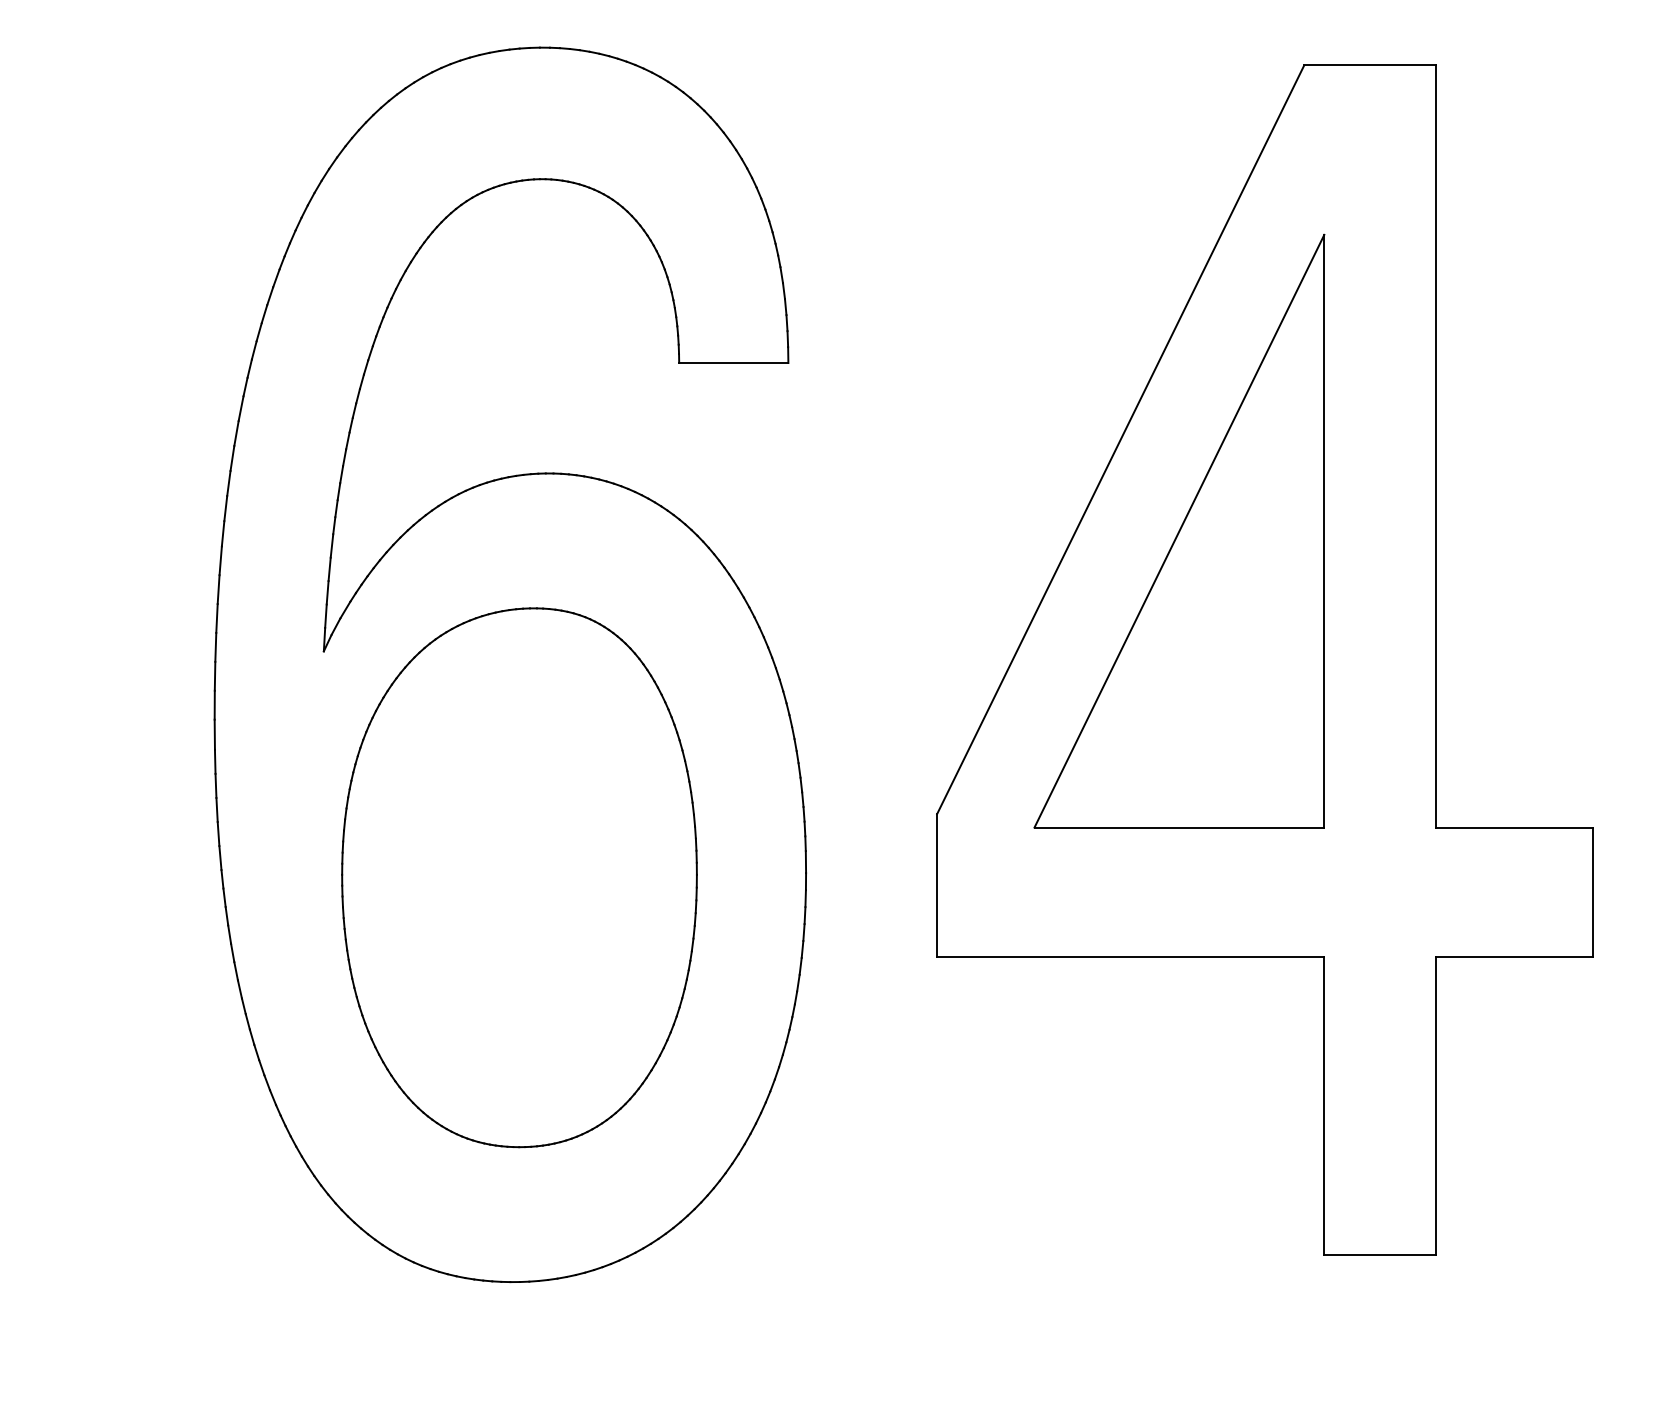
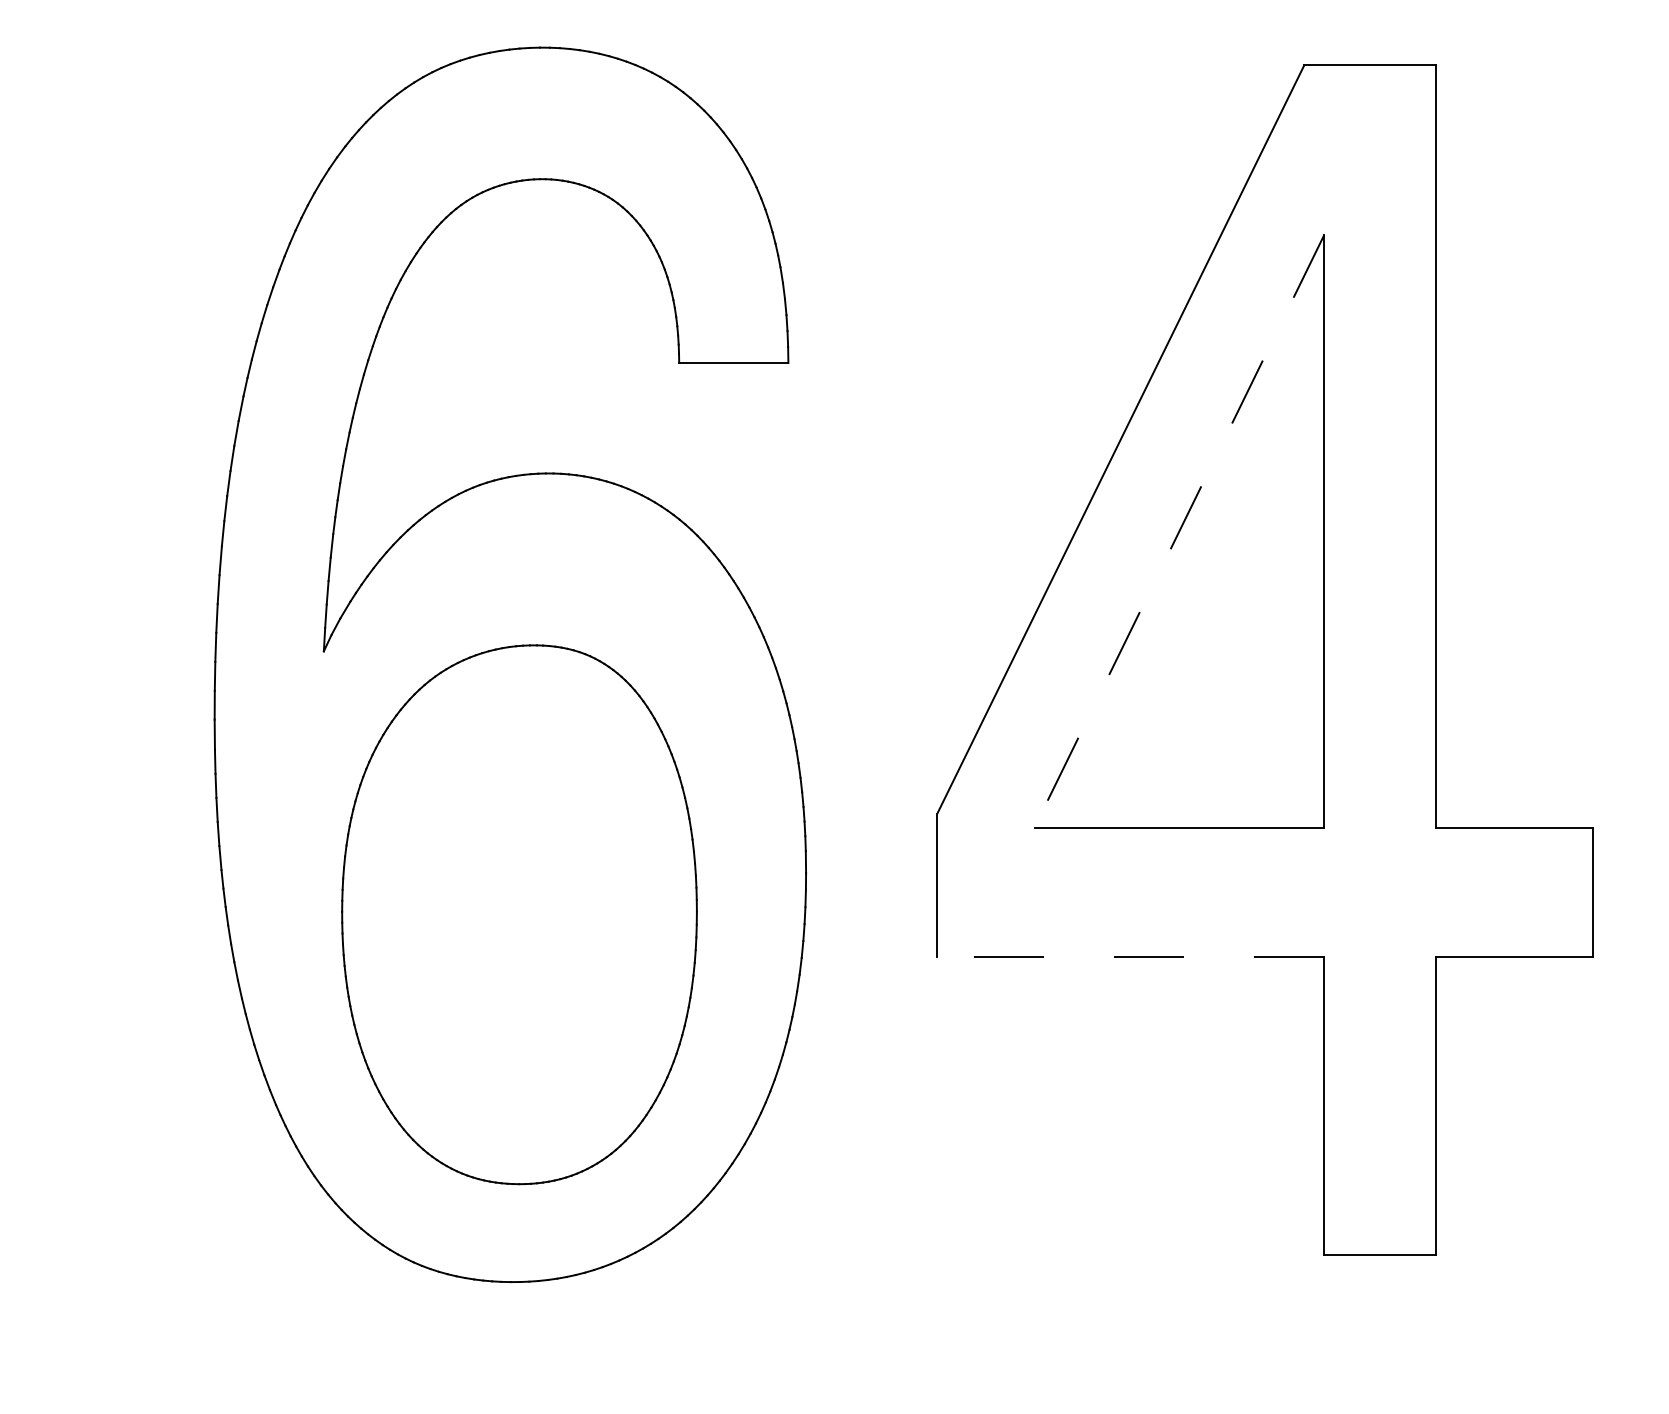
line: solid -> dashed (1179, 531)
part position: (519, 877) -> (519, 914) (519, 914)
line: solid -> dashed (1130, 957)
